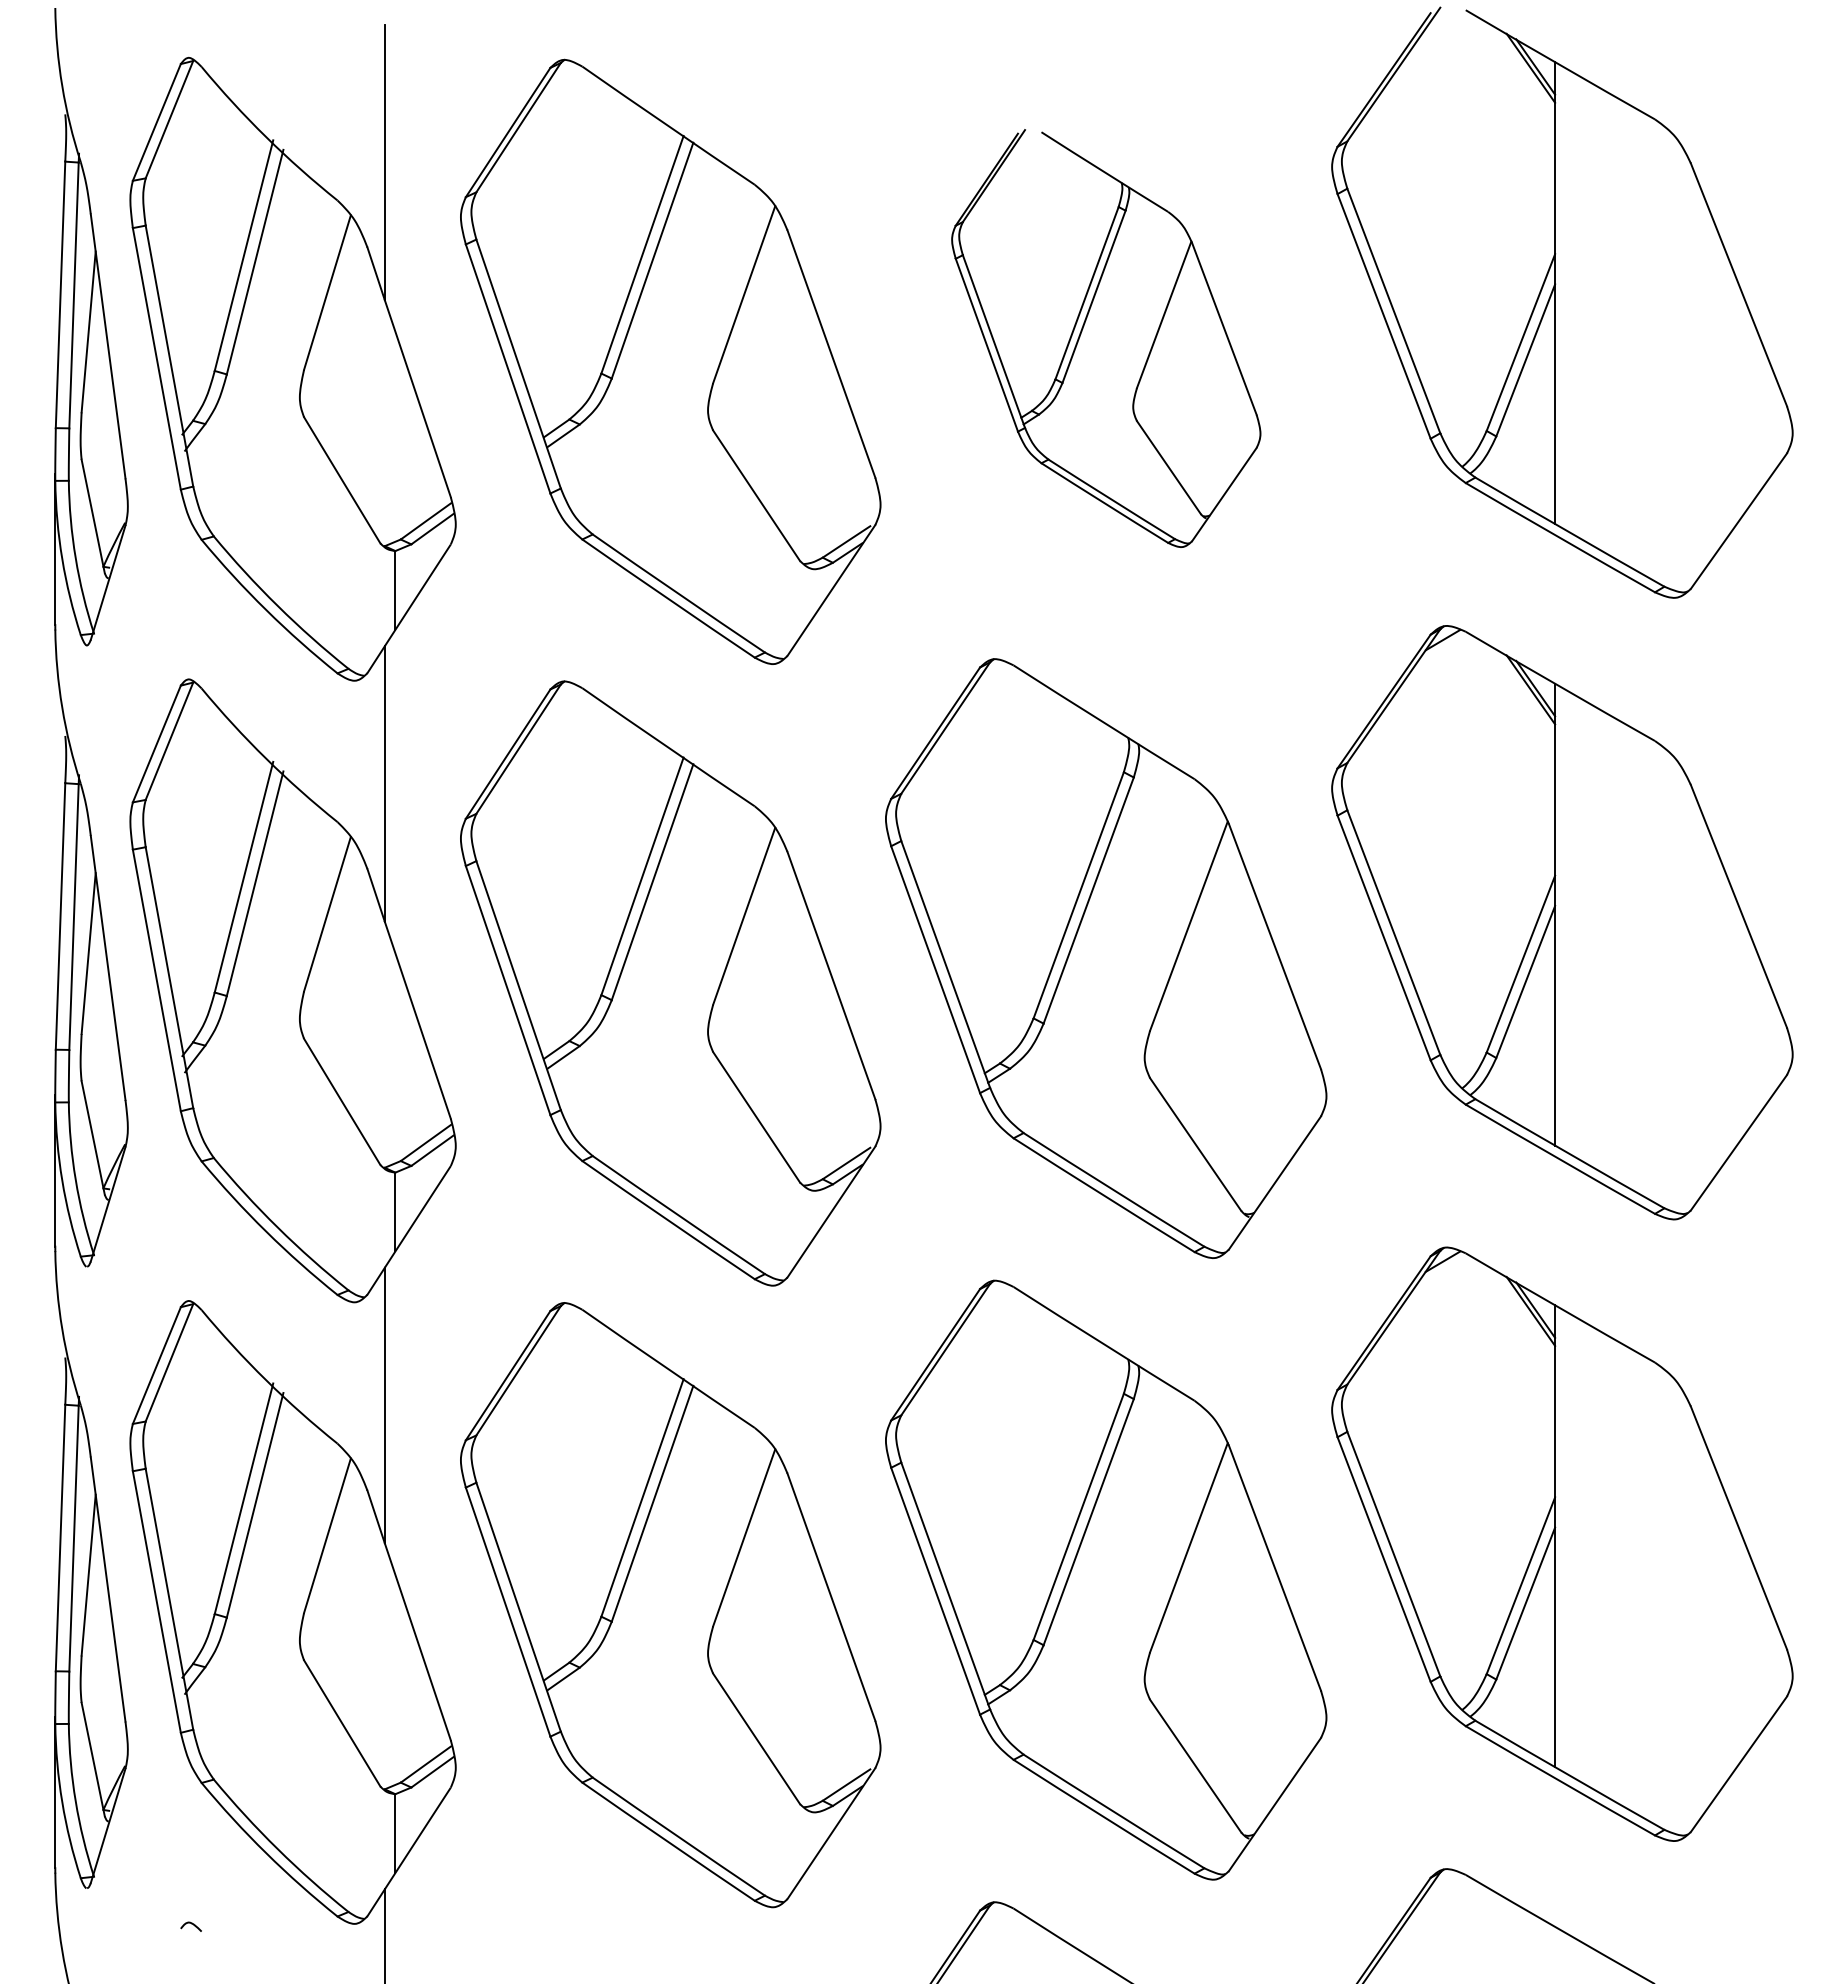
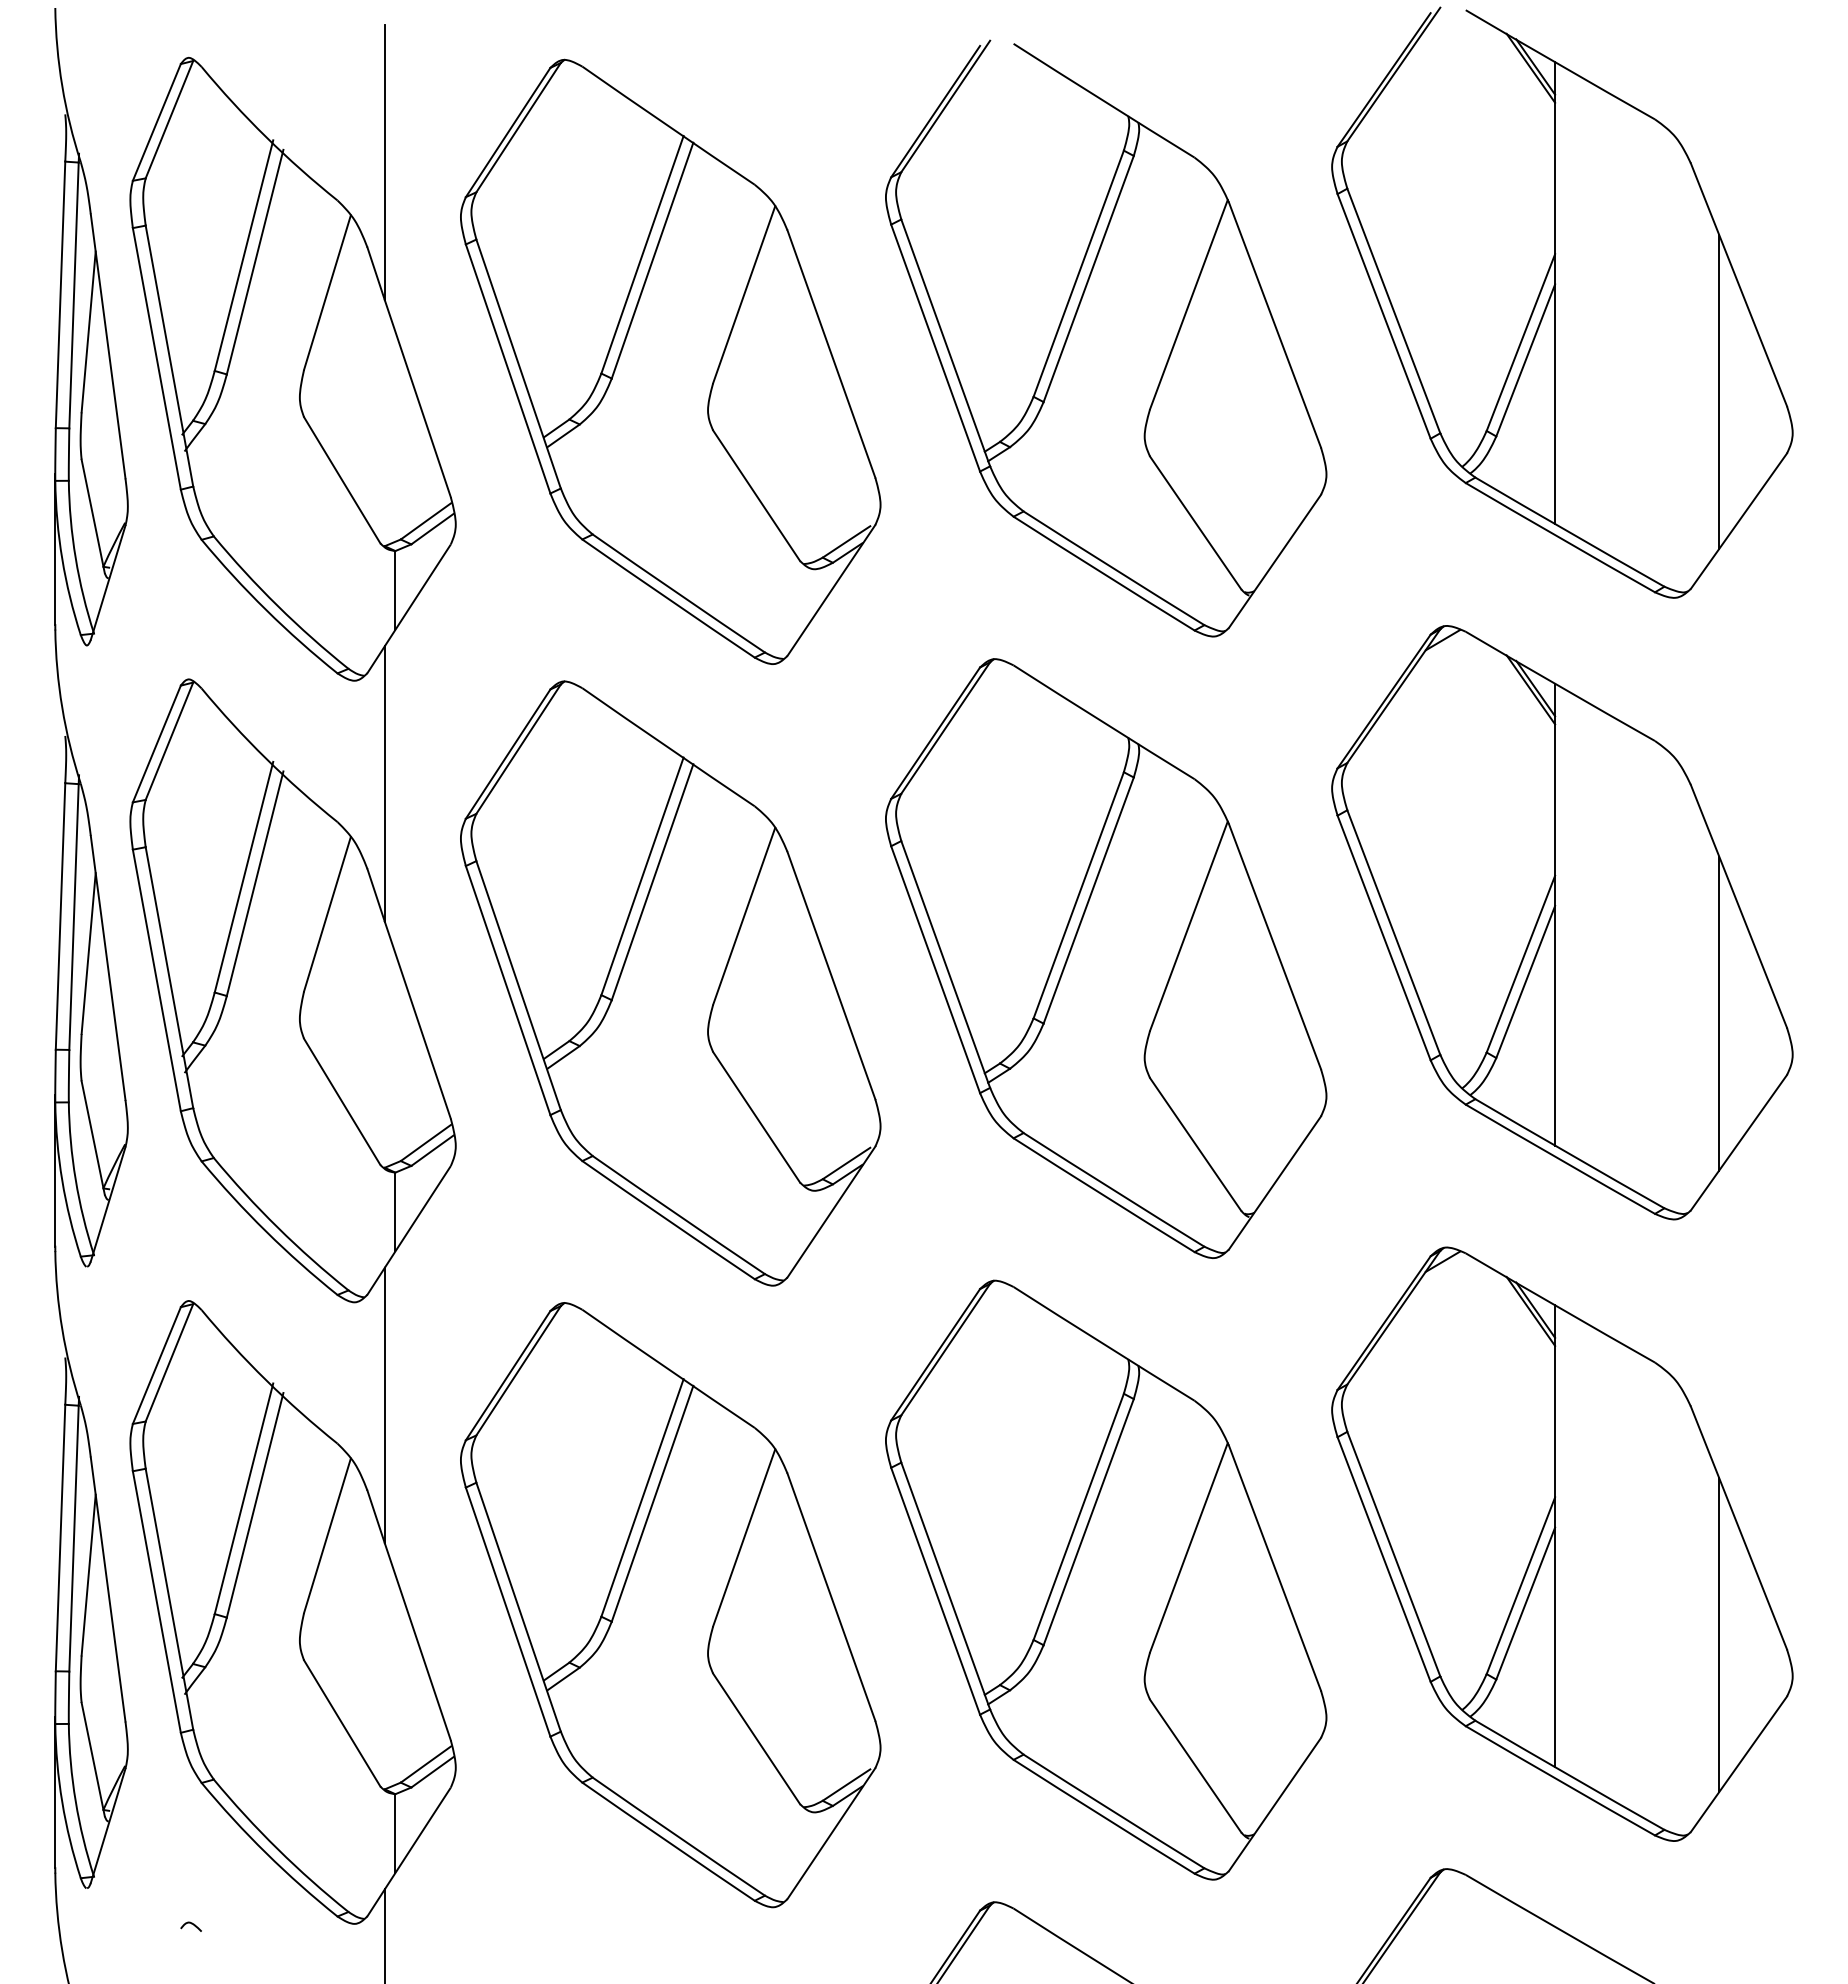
part size: 311x419 px -> 443x599 px (1106, 338)
line: none -> present (1719, 391)
line: none -> present (1719, 1013)
line: none -> present (1719, 1635)
